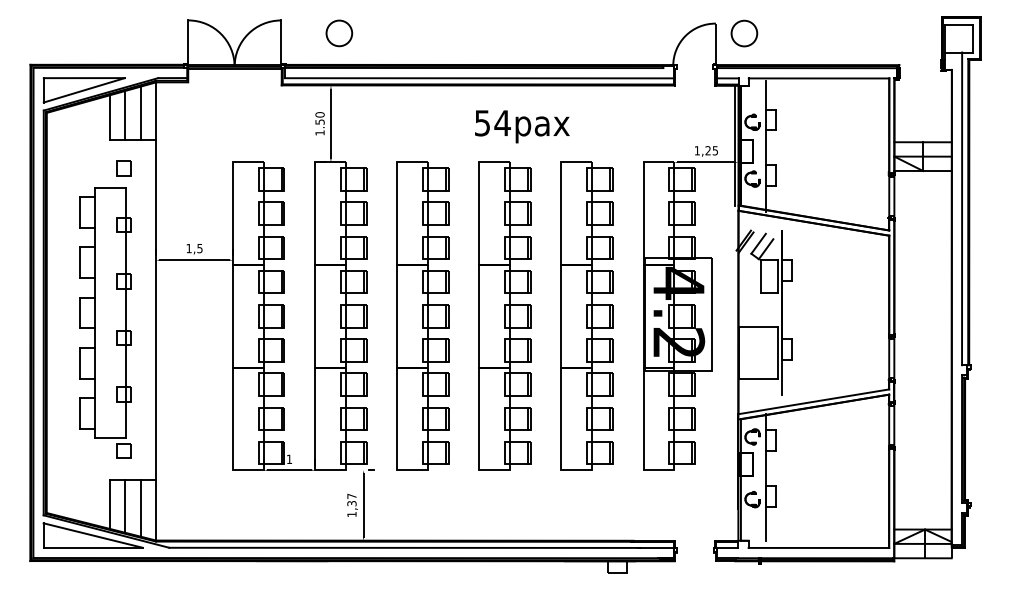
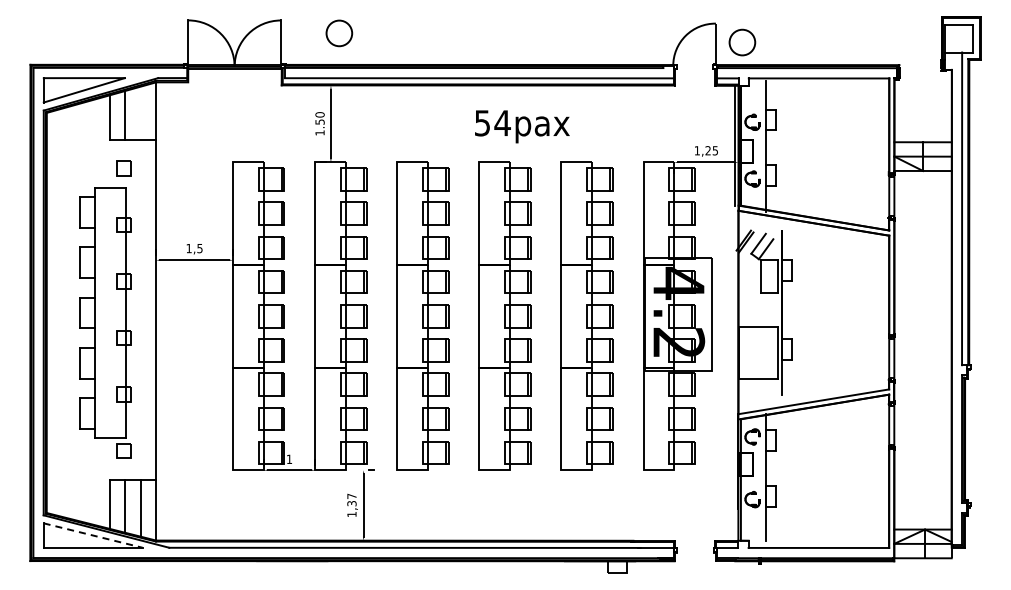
circle position: (744, 33) -> (742, 42) (742, 42)
line: present -> none (140, 112)
line: solid -> dashed (93, 535)
